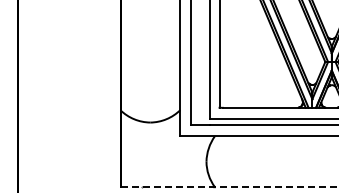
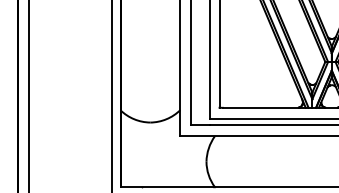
line: none -> present (28, 95)
line: none -> present (112, 95)
line: dashed -> solid (229, 187)
